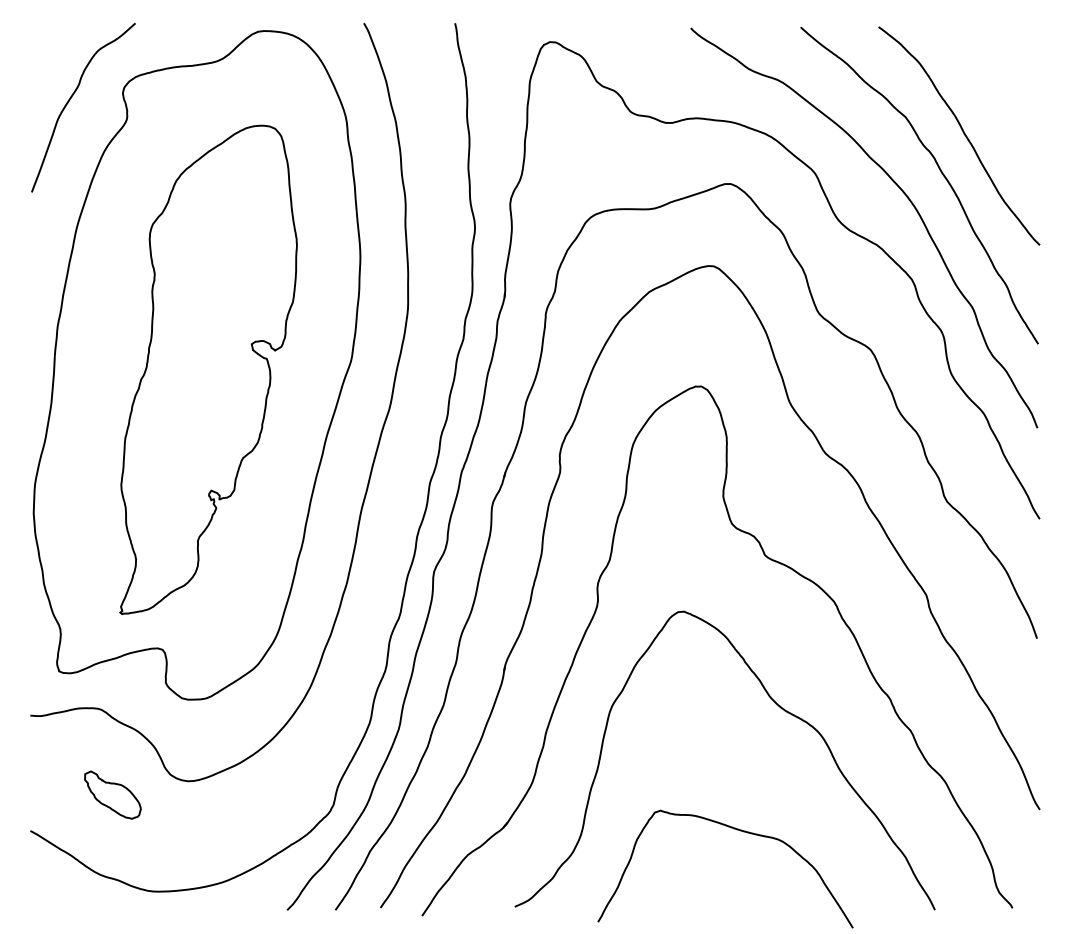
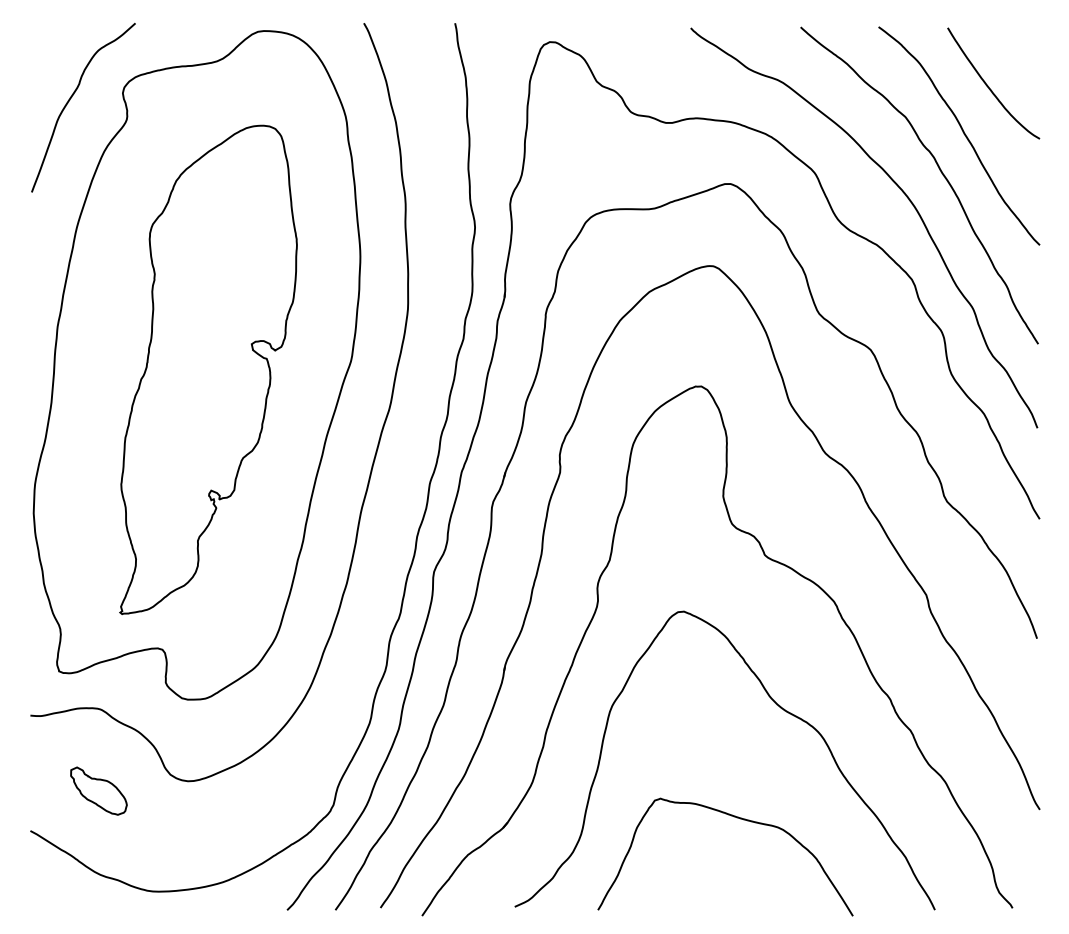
curve: none -> present (988, 85)
part position: (112, 794) -> (98, 790) (98, 790)
curve position: (737, 830) -> (737, 818) (737, 818)
